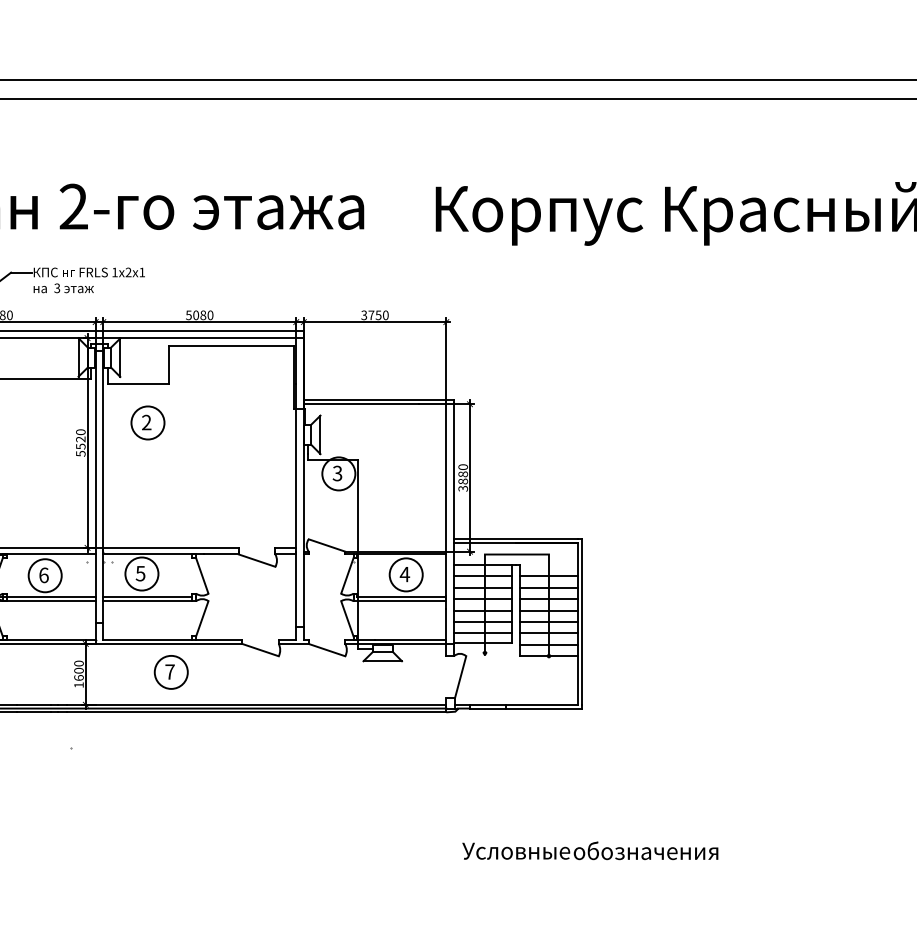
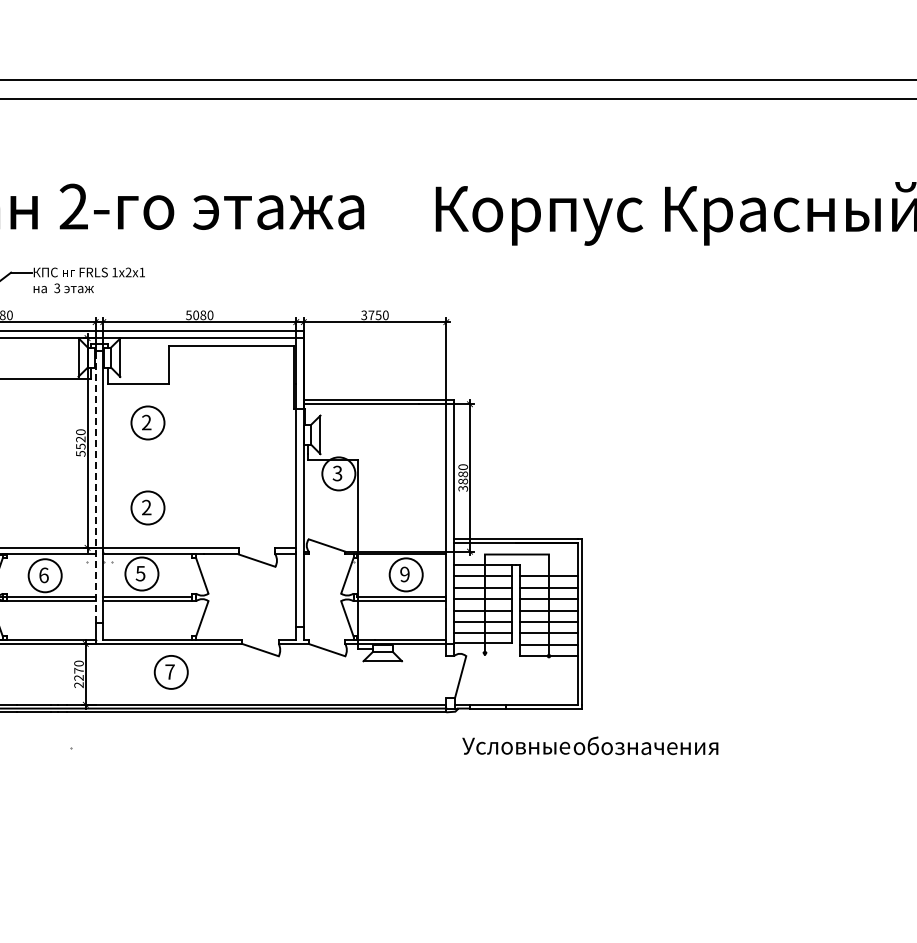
line: solid -> dashed (95, 486)
part: none -> present (147, 507)
text: 4 -> 9 (404, 574)
text: 1600 -> 2270 (78, 677)
text position: (590, 850) -> (590, 745) (590, 745)
